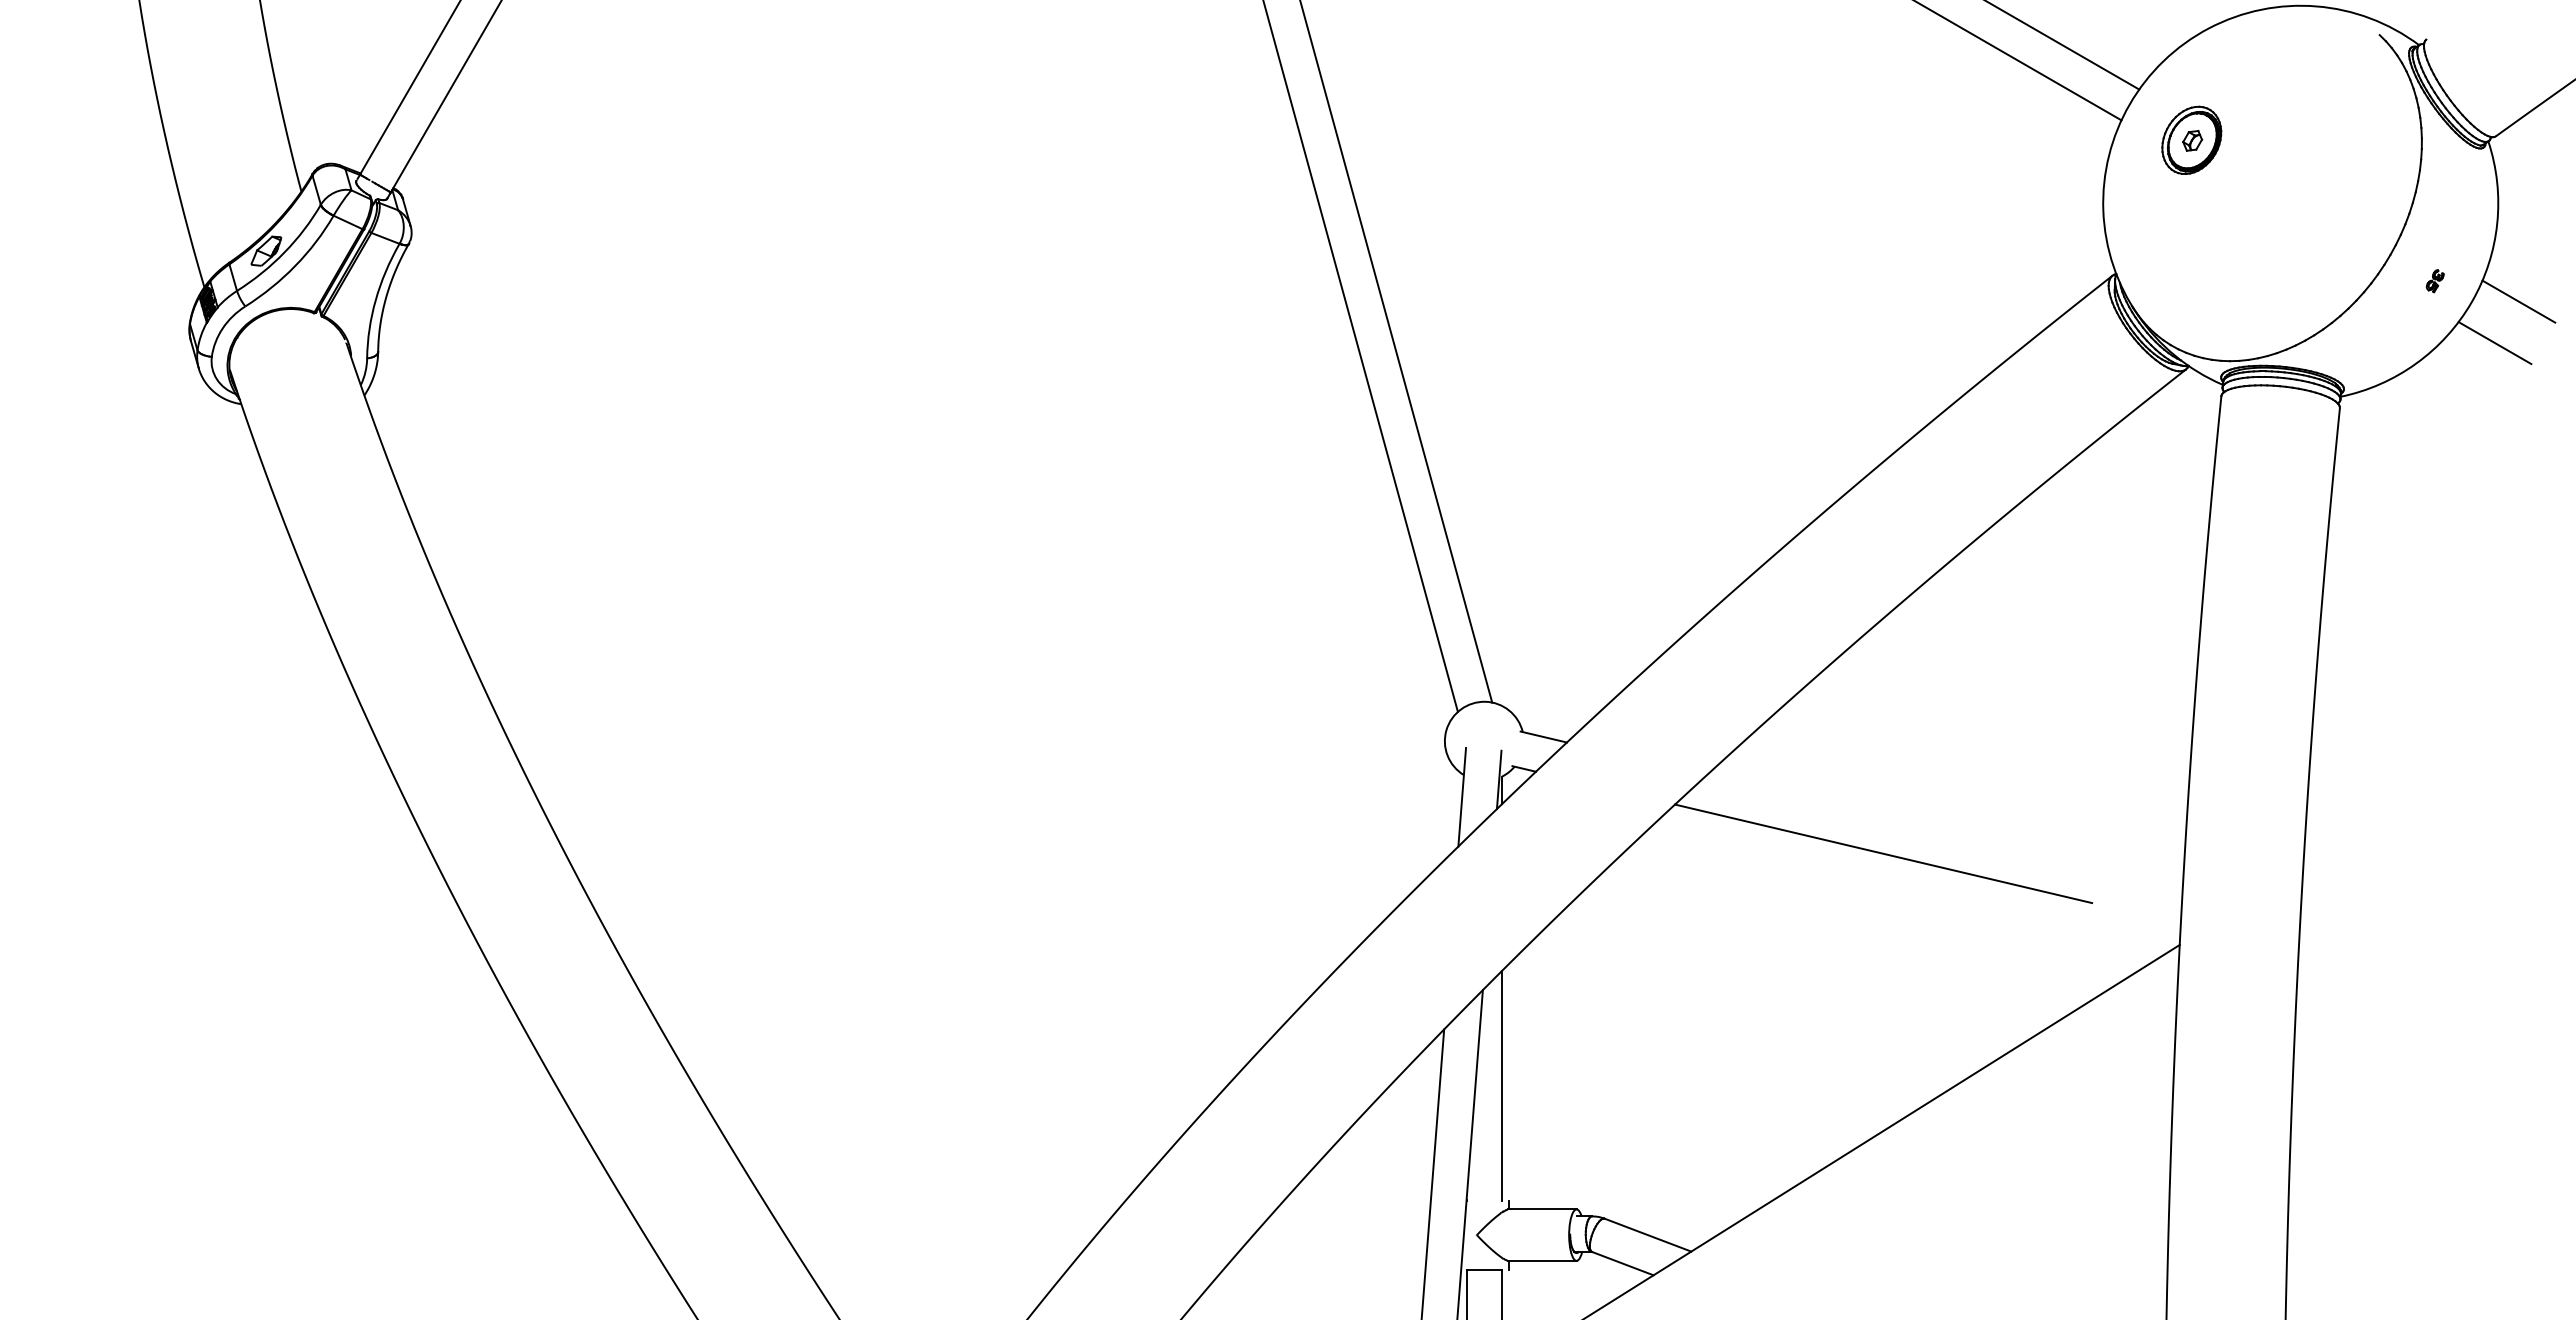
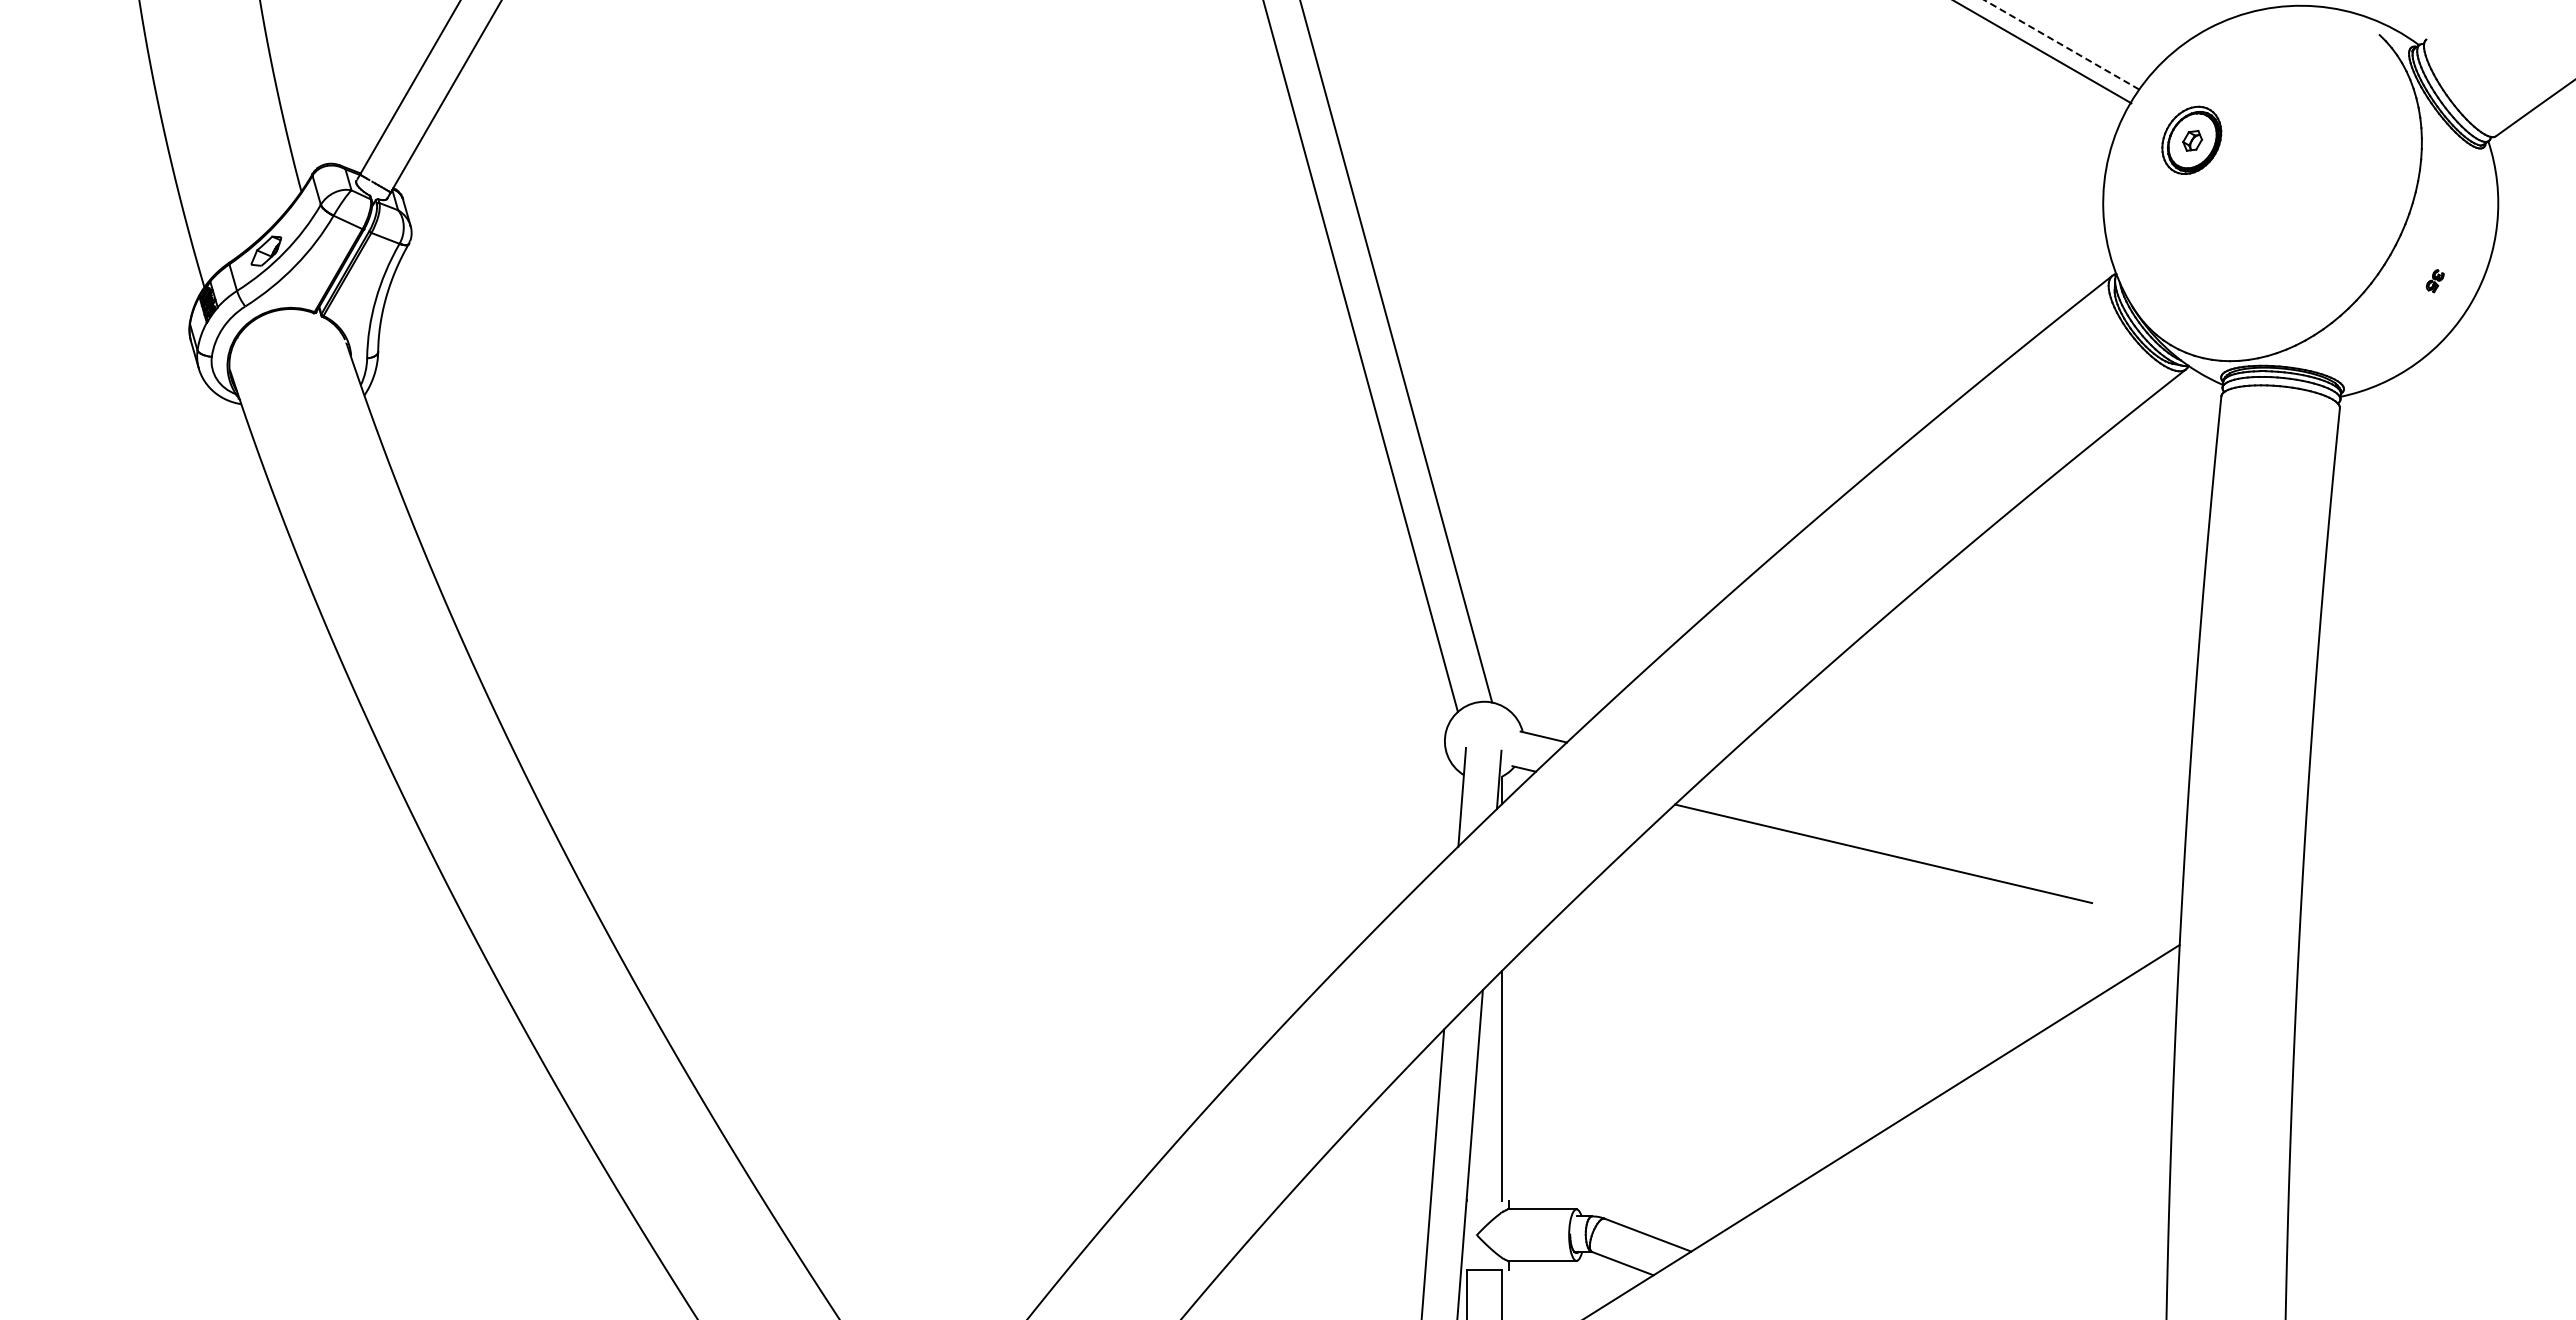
line: solid -> dashed (2061, 44)
line position: (2019, 61) -> (2043, 52) (2043, 52)
line: present -> none (2518, 301)
line: present -> none (2494, 343)
